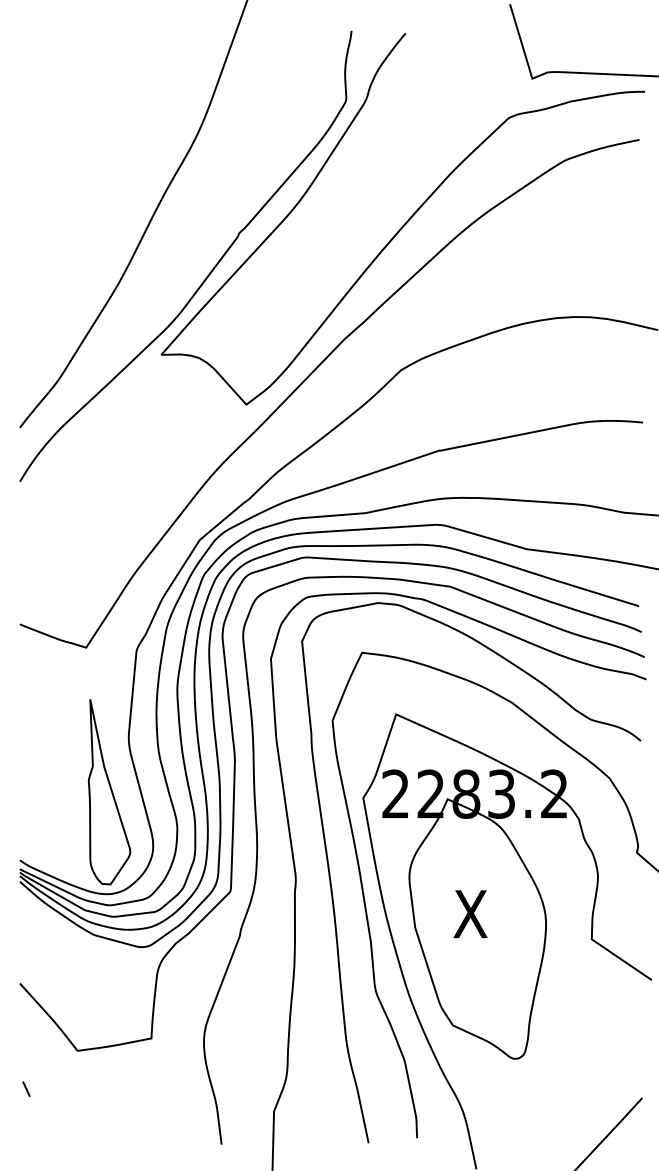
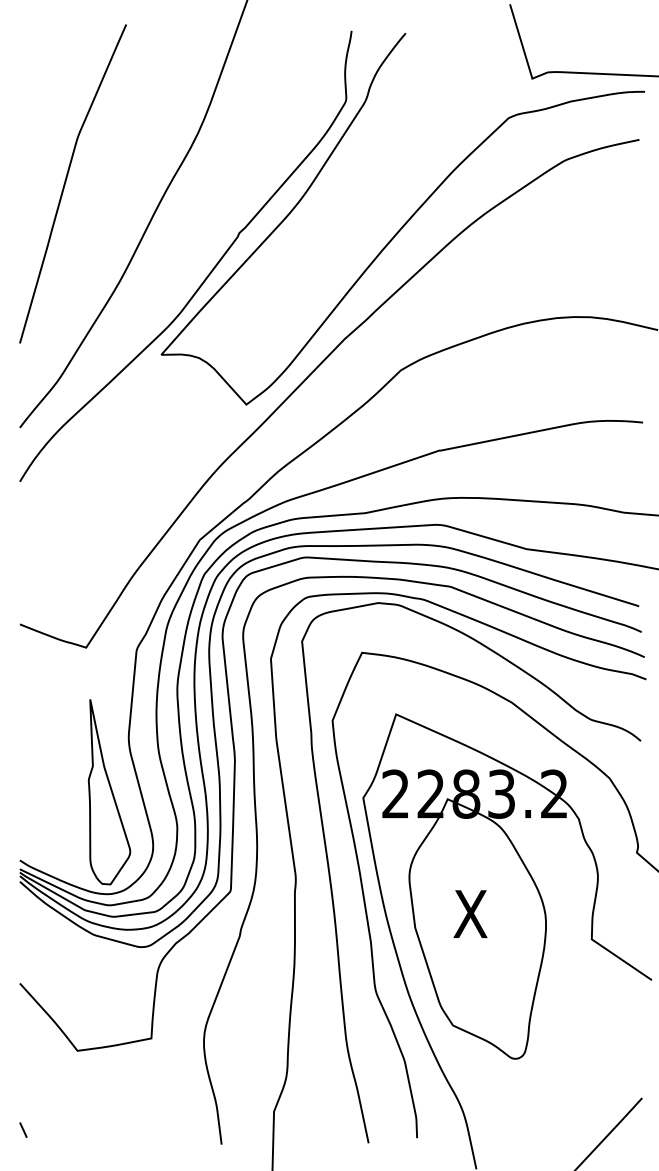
curve: none -> present (66, 182)
line position: (26, 1088) -> (23, 1129) (23, 1129)
